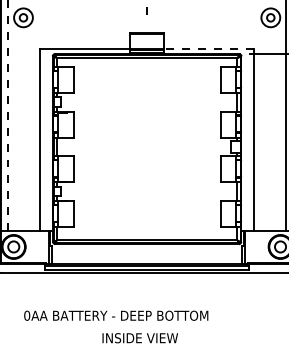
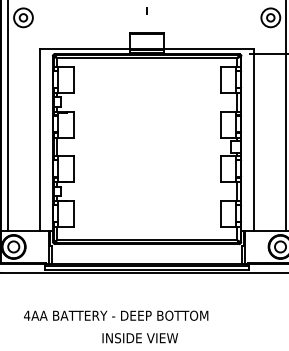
line: dashed -> solid (209, 48)
line: dashed -> solid (8, 115)
text: 0AA -> 4AA (27, 315)
